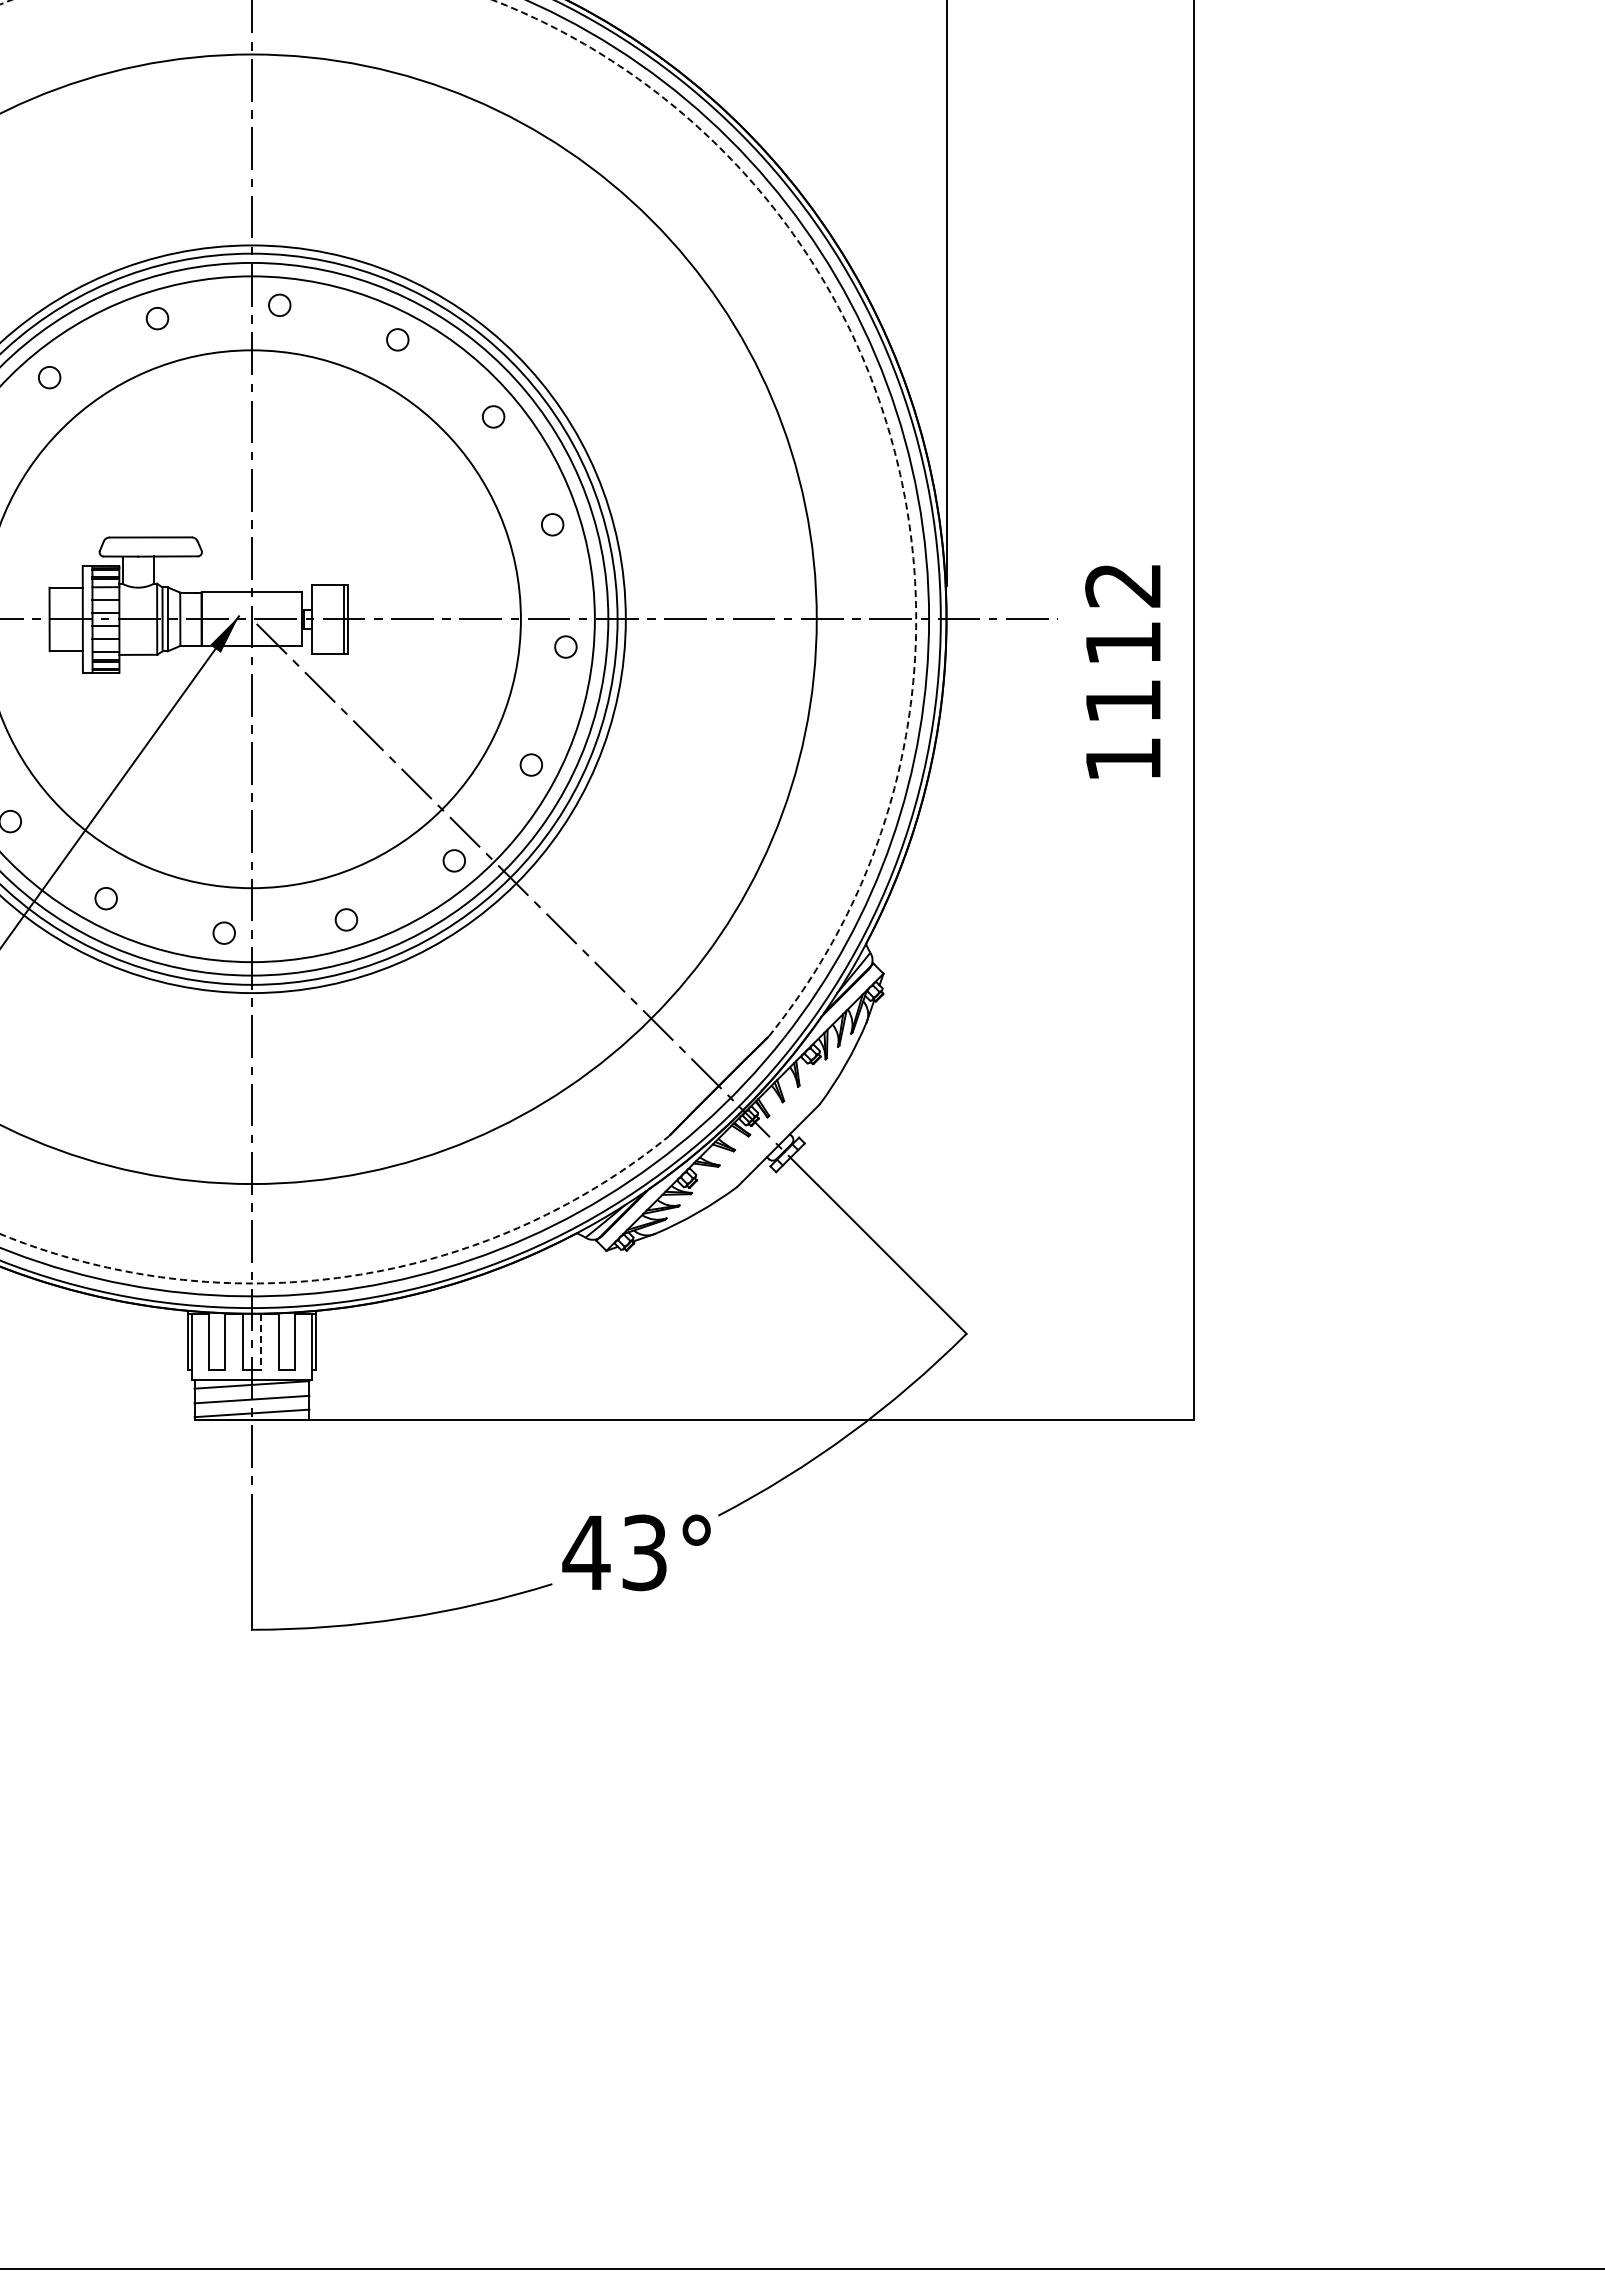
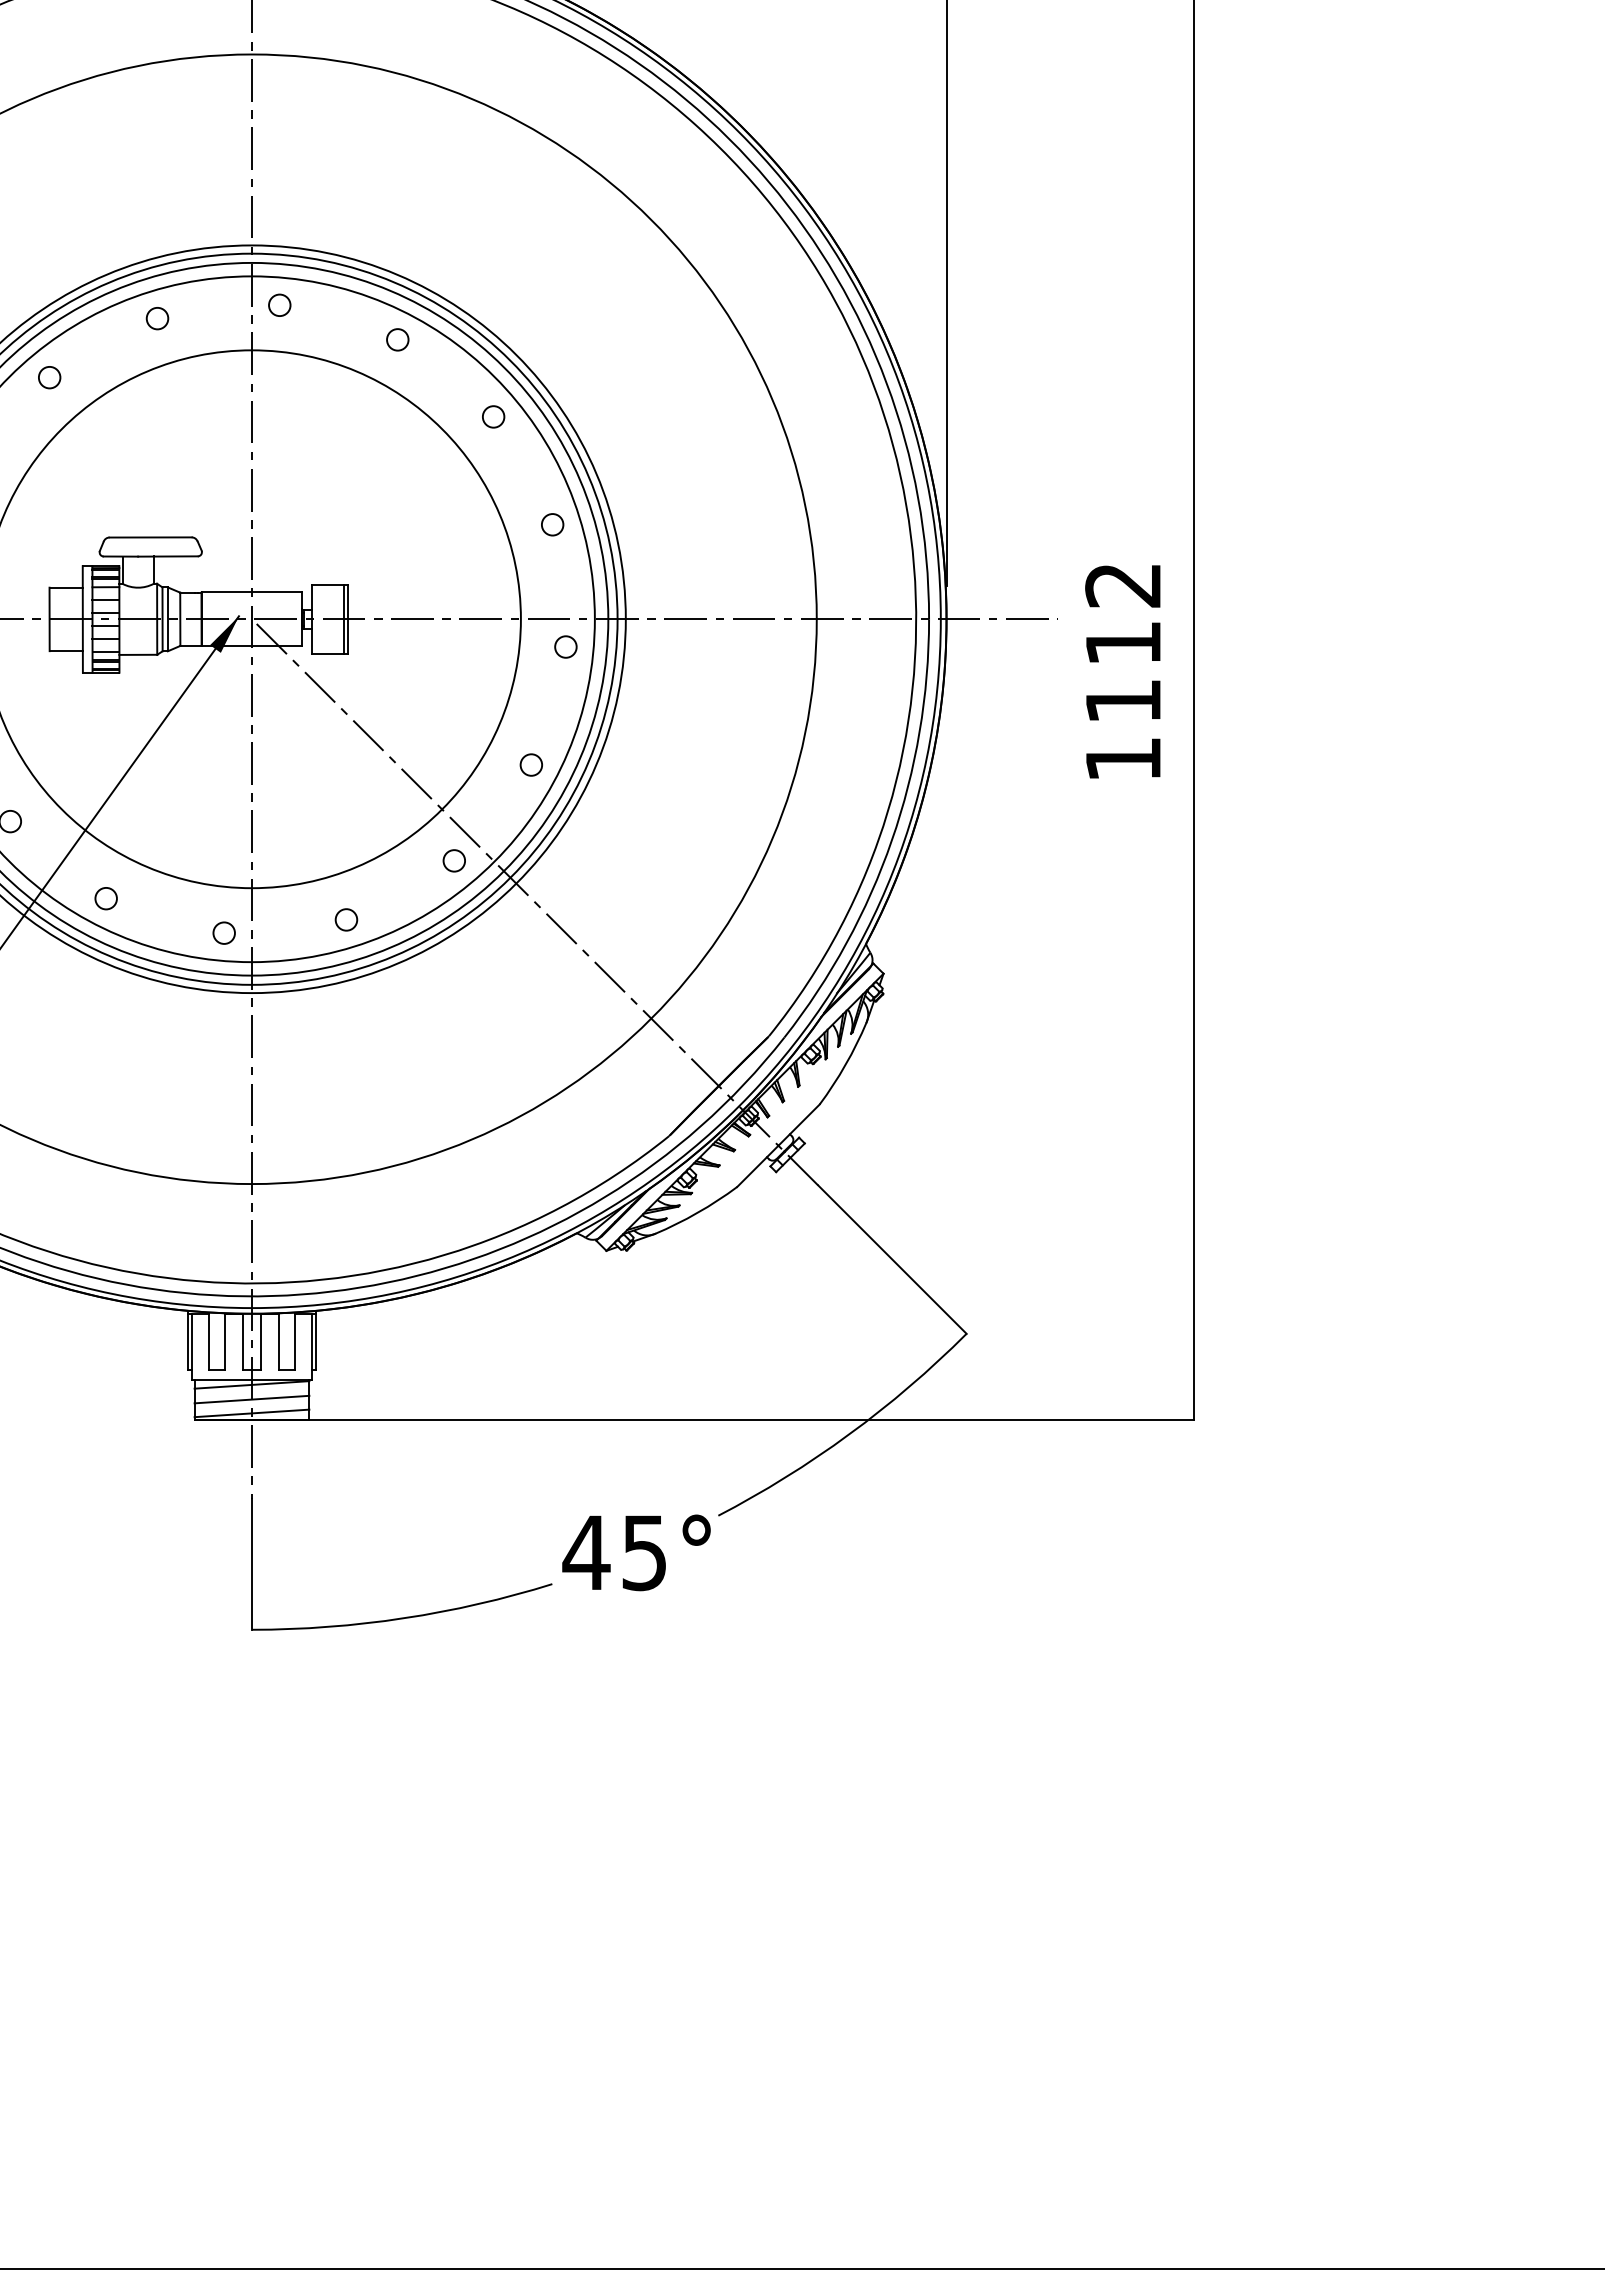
arc: dashed -> solid (712, 140)
line: dashed -> solid (260, 1342)
text: 43° -> 45° (644, 1552)
